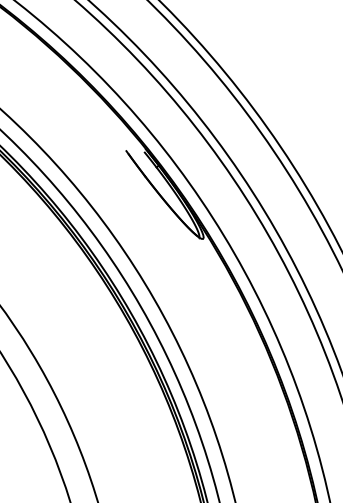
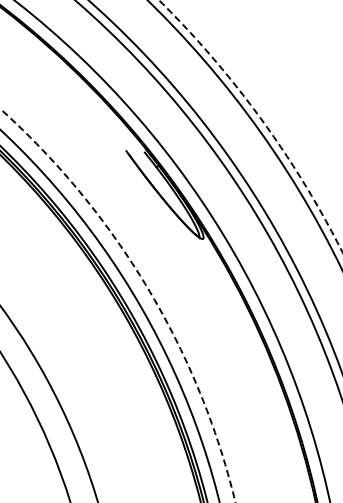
circle: solid -> dashed (250, 126)
circle: solid -> dashed (117, 305)
